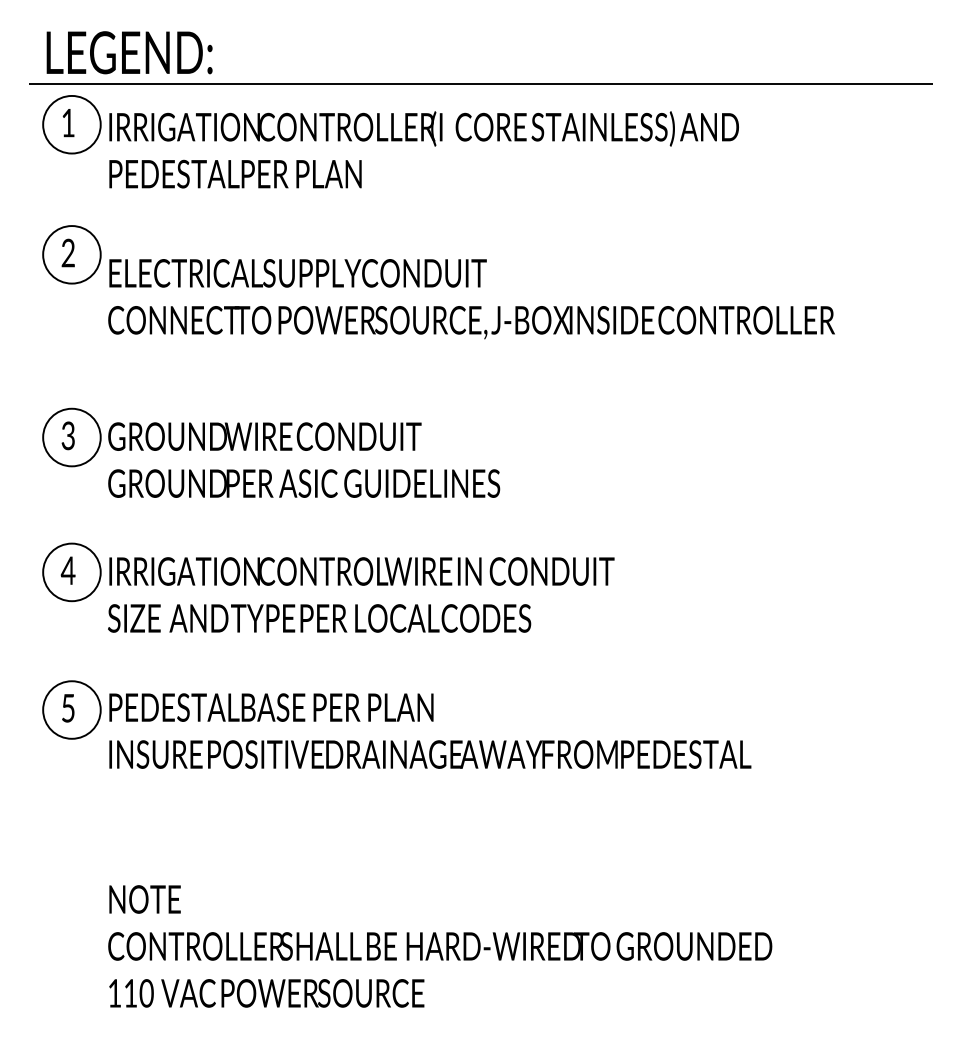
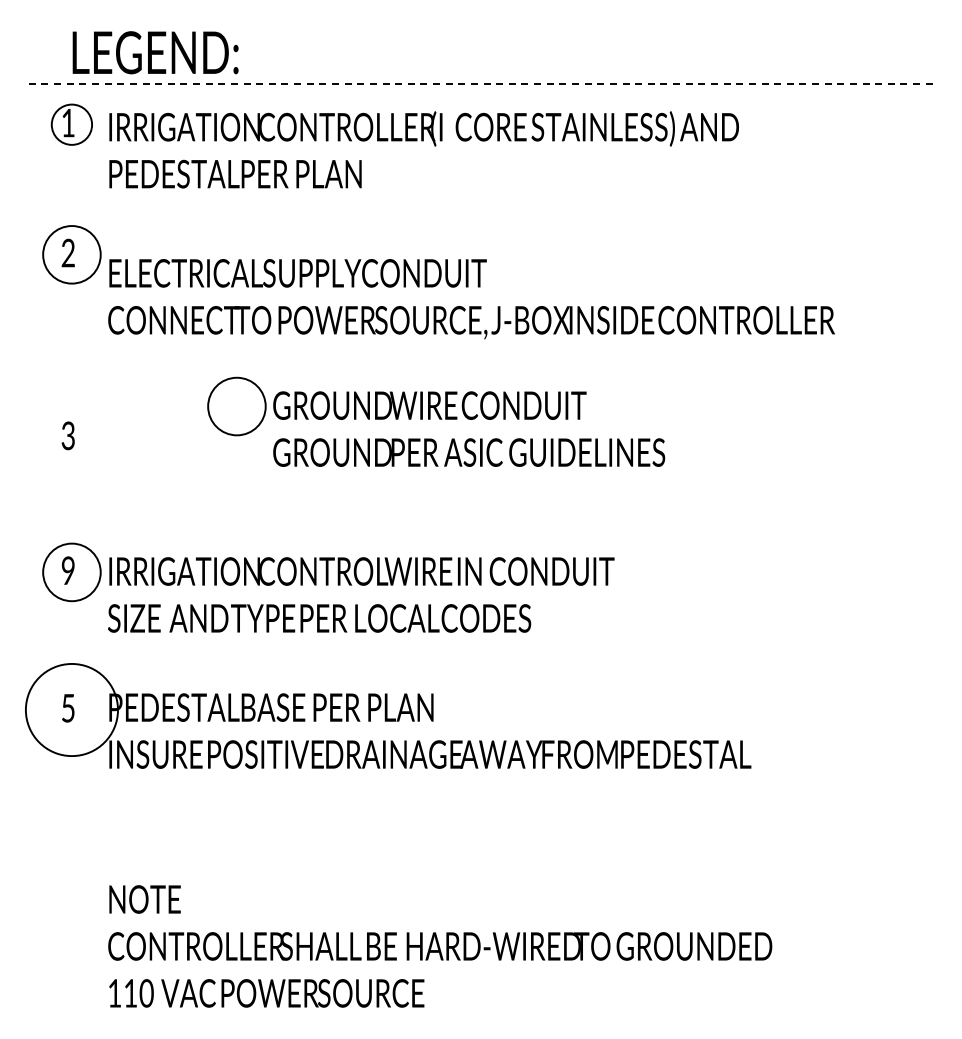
text position: (129, 52) -> (155, 52) (155, 52)
line: solid -> dashed (481, 84)
circle diameter: 58 px -> 40 px (71, 124)
part position: (271, 452) -> (436, 421) (436, 421)
text: 4 -> 9 (67, 570)
circle diameter: 58 px -> 92 px (71, 709)
